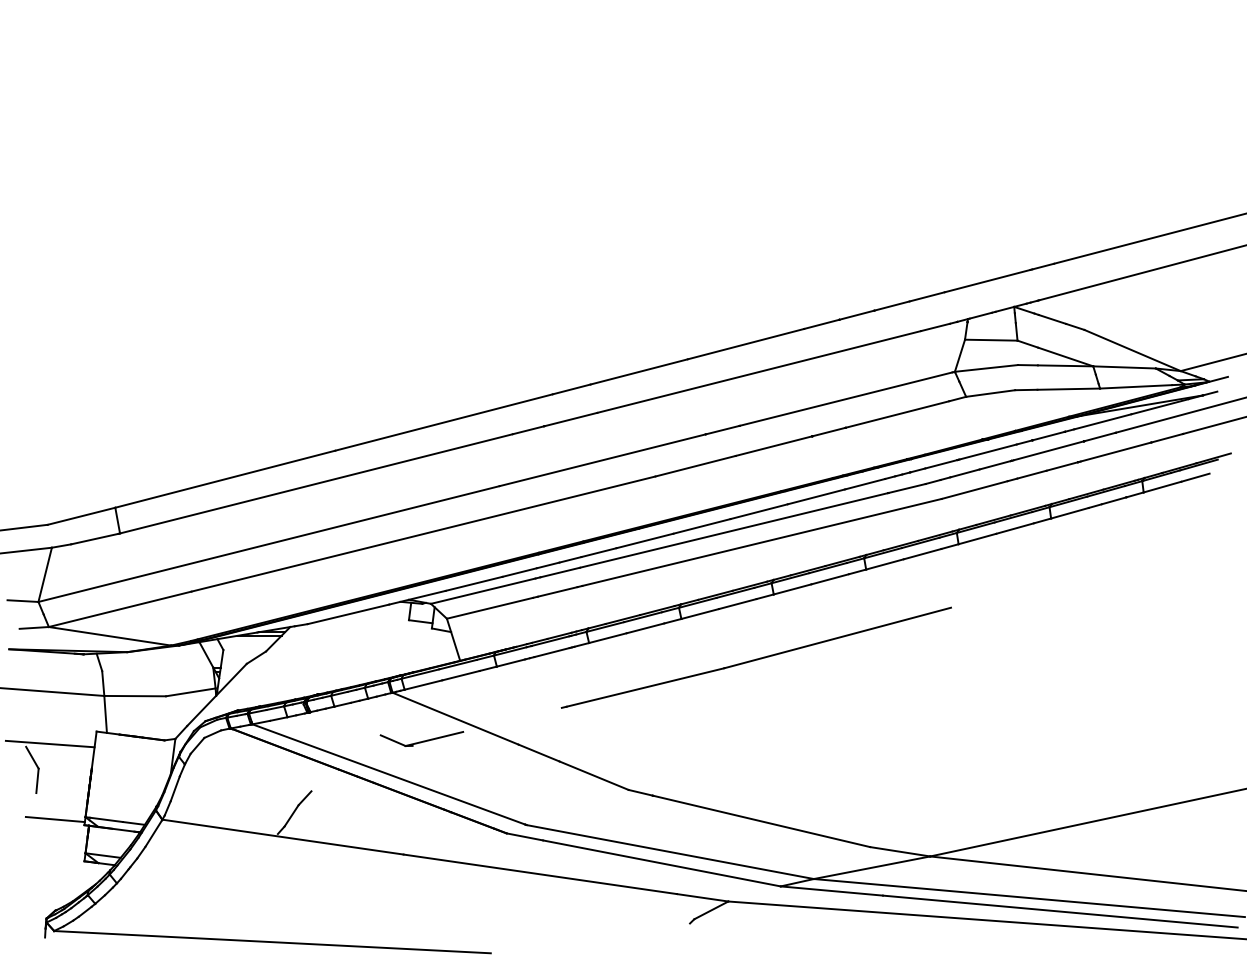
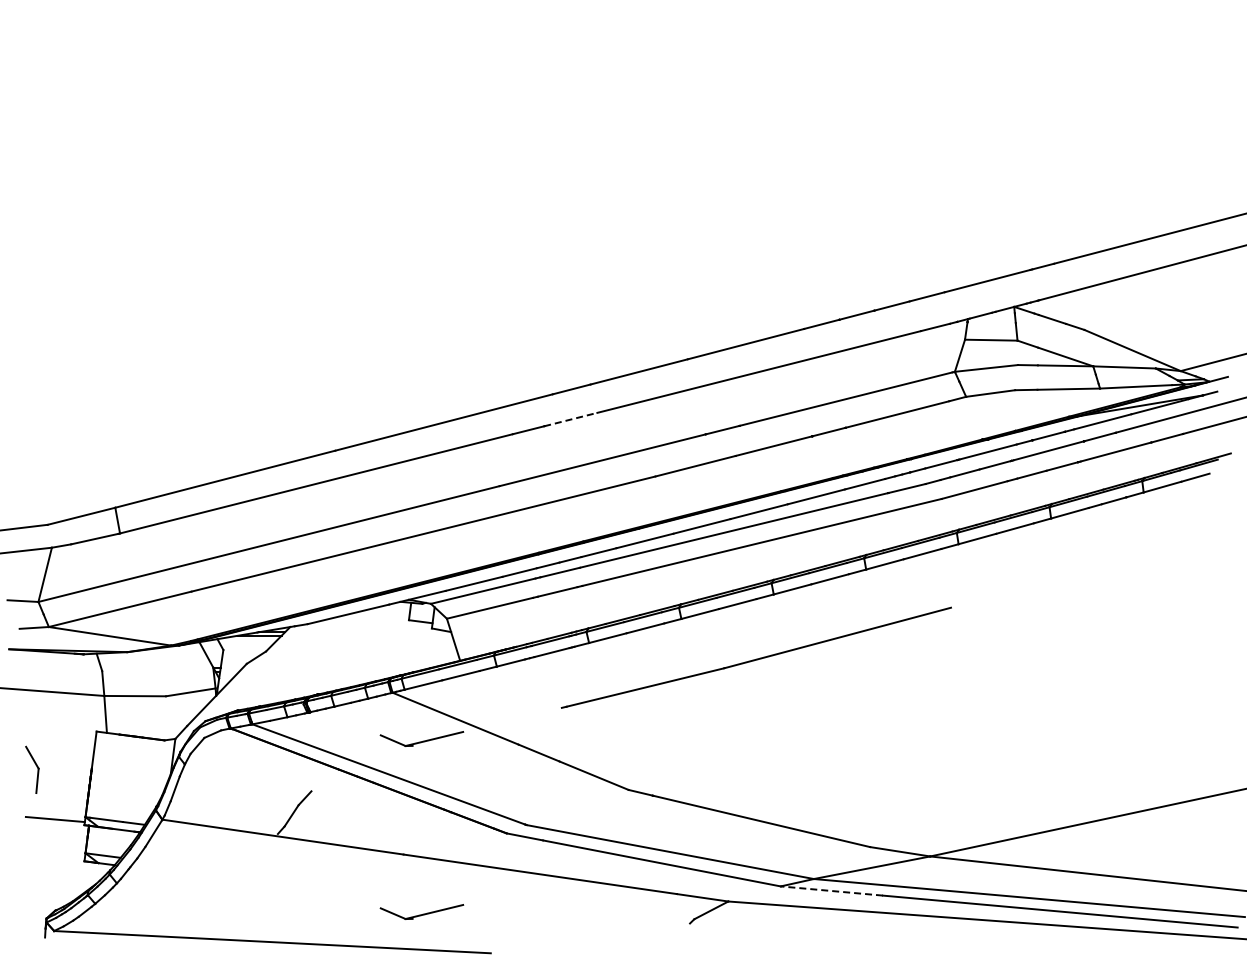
line: solid -> dashed (571, 419)
line: present -> none (49, 743)
line: solid -> dashed (831, 890)
part: none -> present (421, 911)
